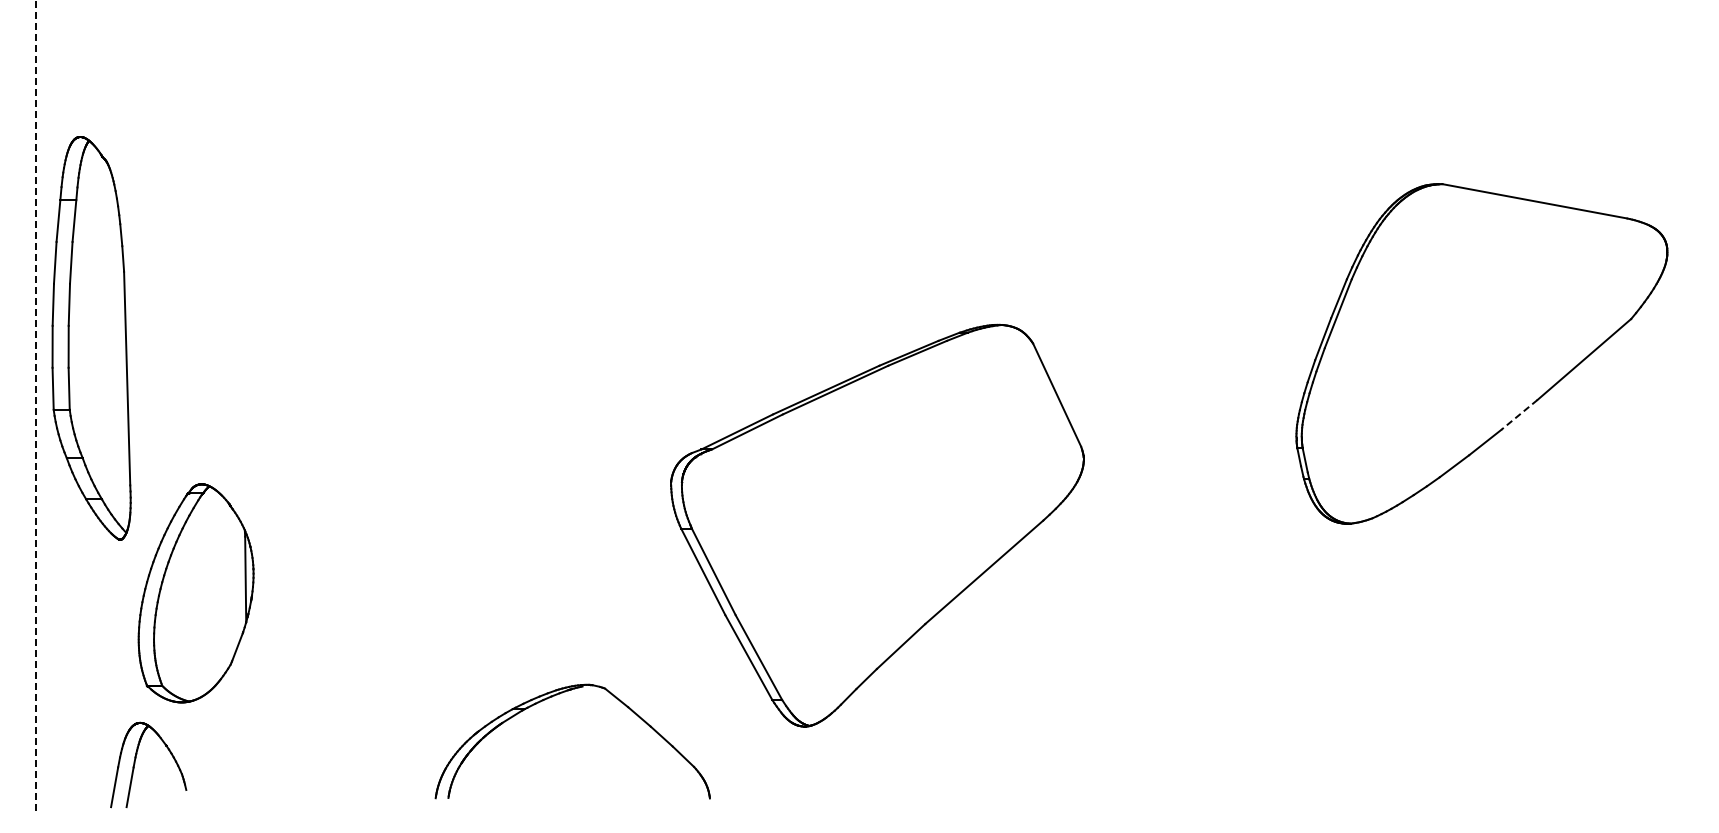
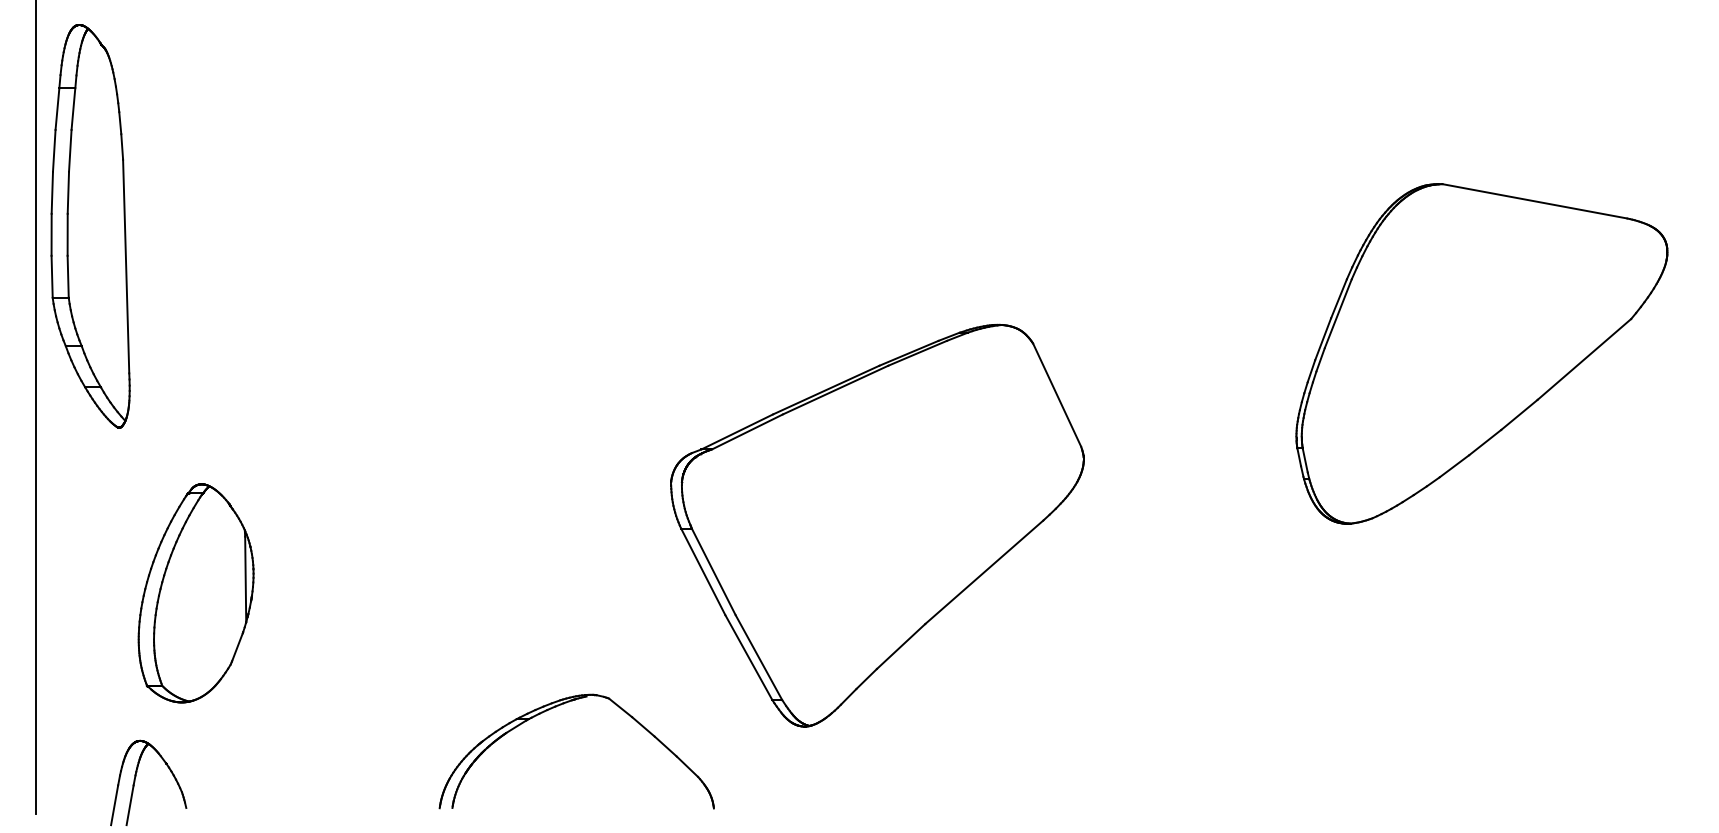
part position: (91, 338) -> (90, 226) (90, 226)
line: dashed -> solid (35, 407)
line: dashed -> solid (1519, 414)
part position: (552, 697) -> (556, 707) (556, 707)
part position: (135, 764) -> (135, 782) (135, 782)
